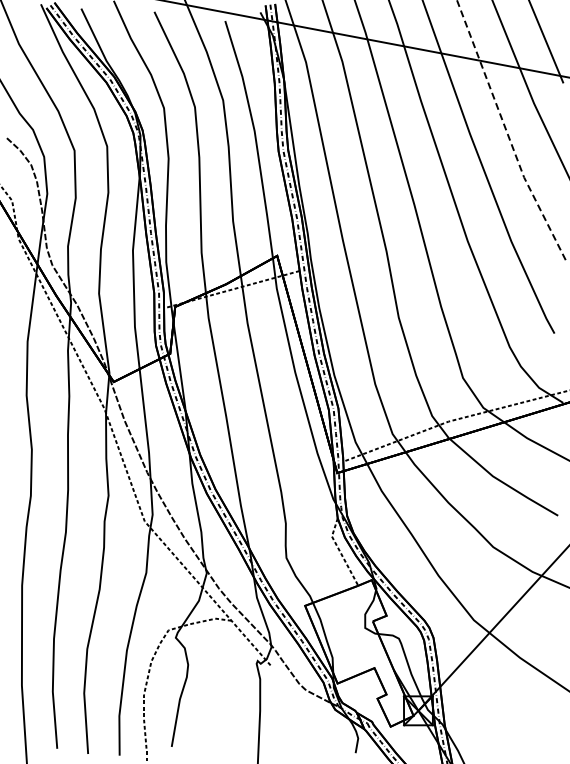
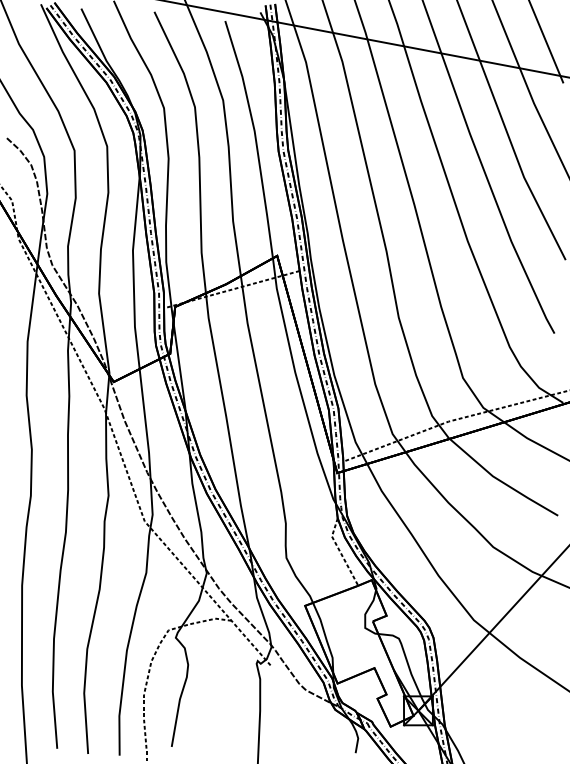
line: dashed -> solid (507, 132)
